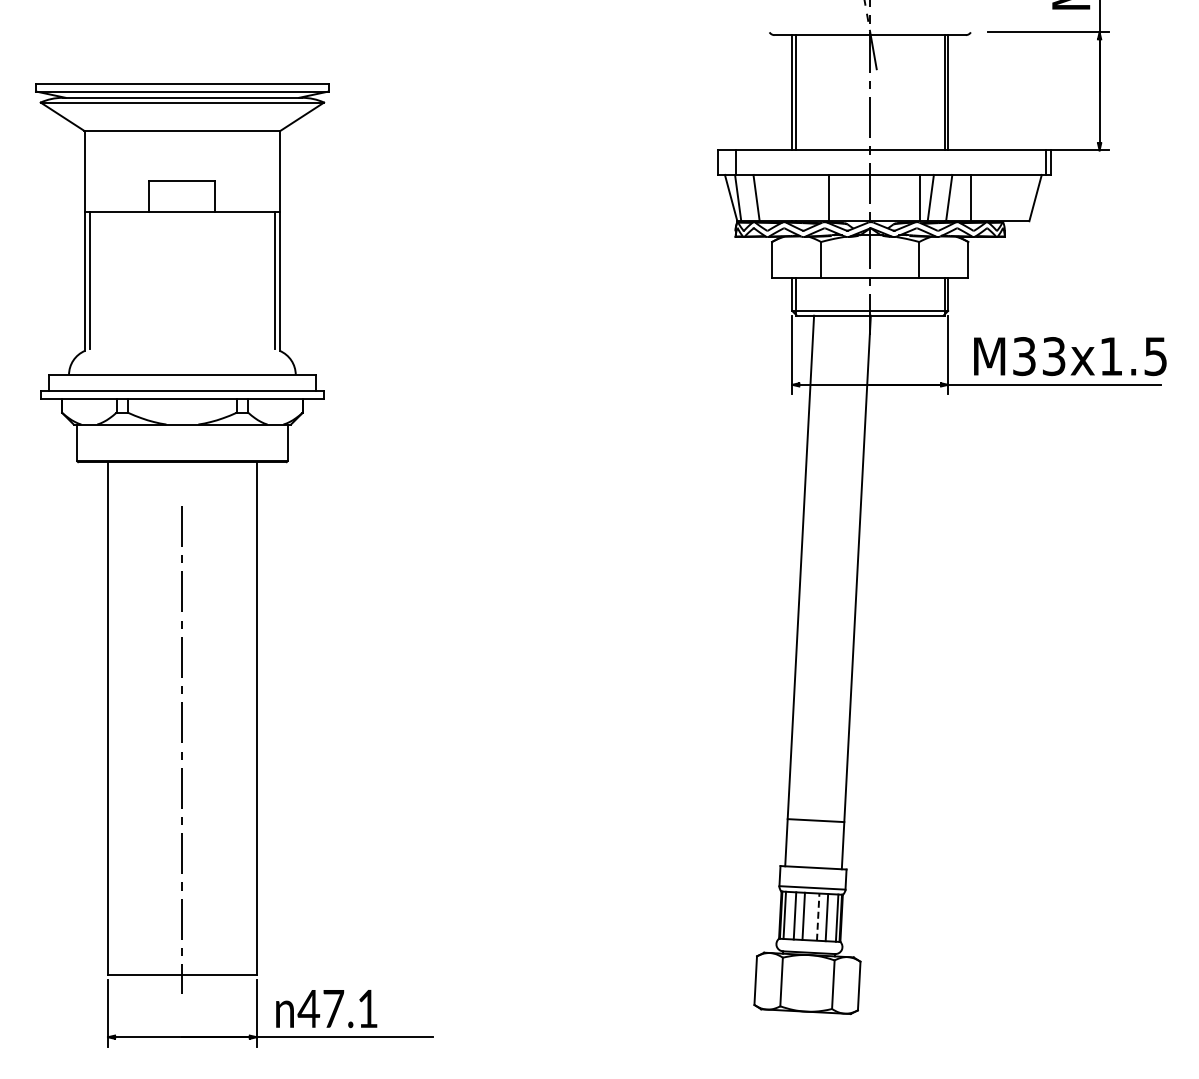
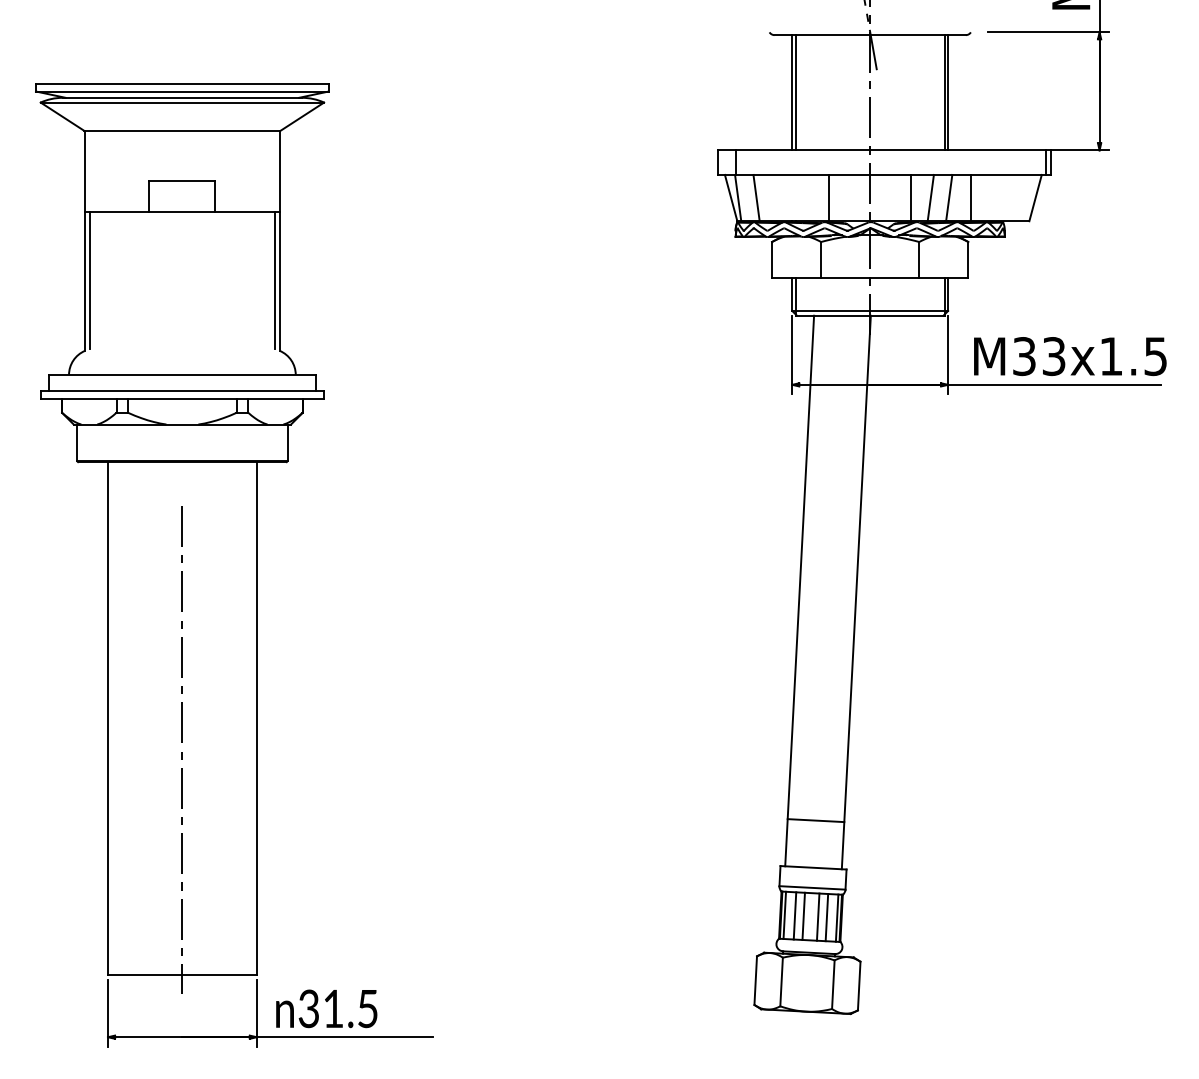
line position: (920, 197) -> (911, 197) (911, 197)
line: dashed -> solid (818, 917)
text: 47.1 -> 31.5 (337, 1008)
